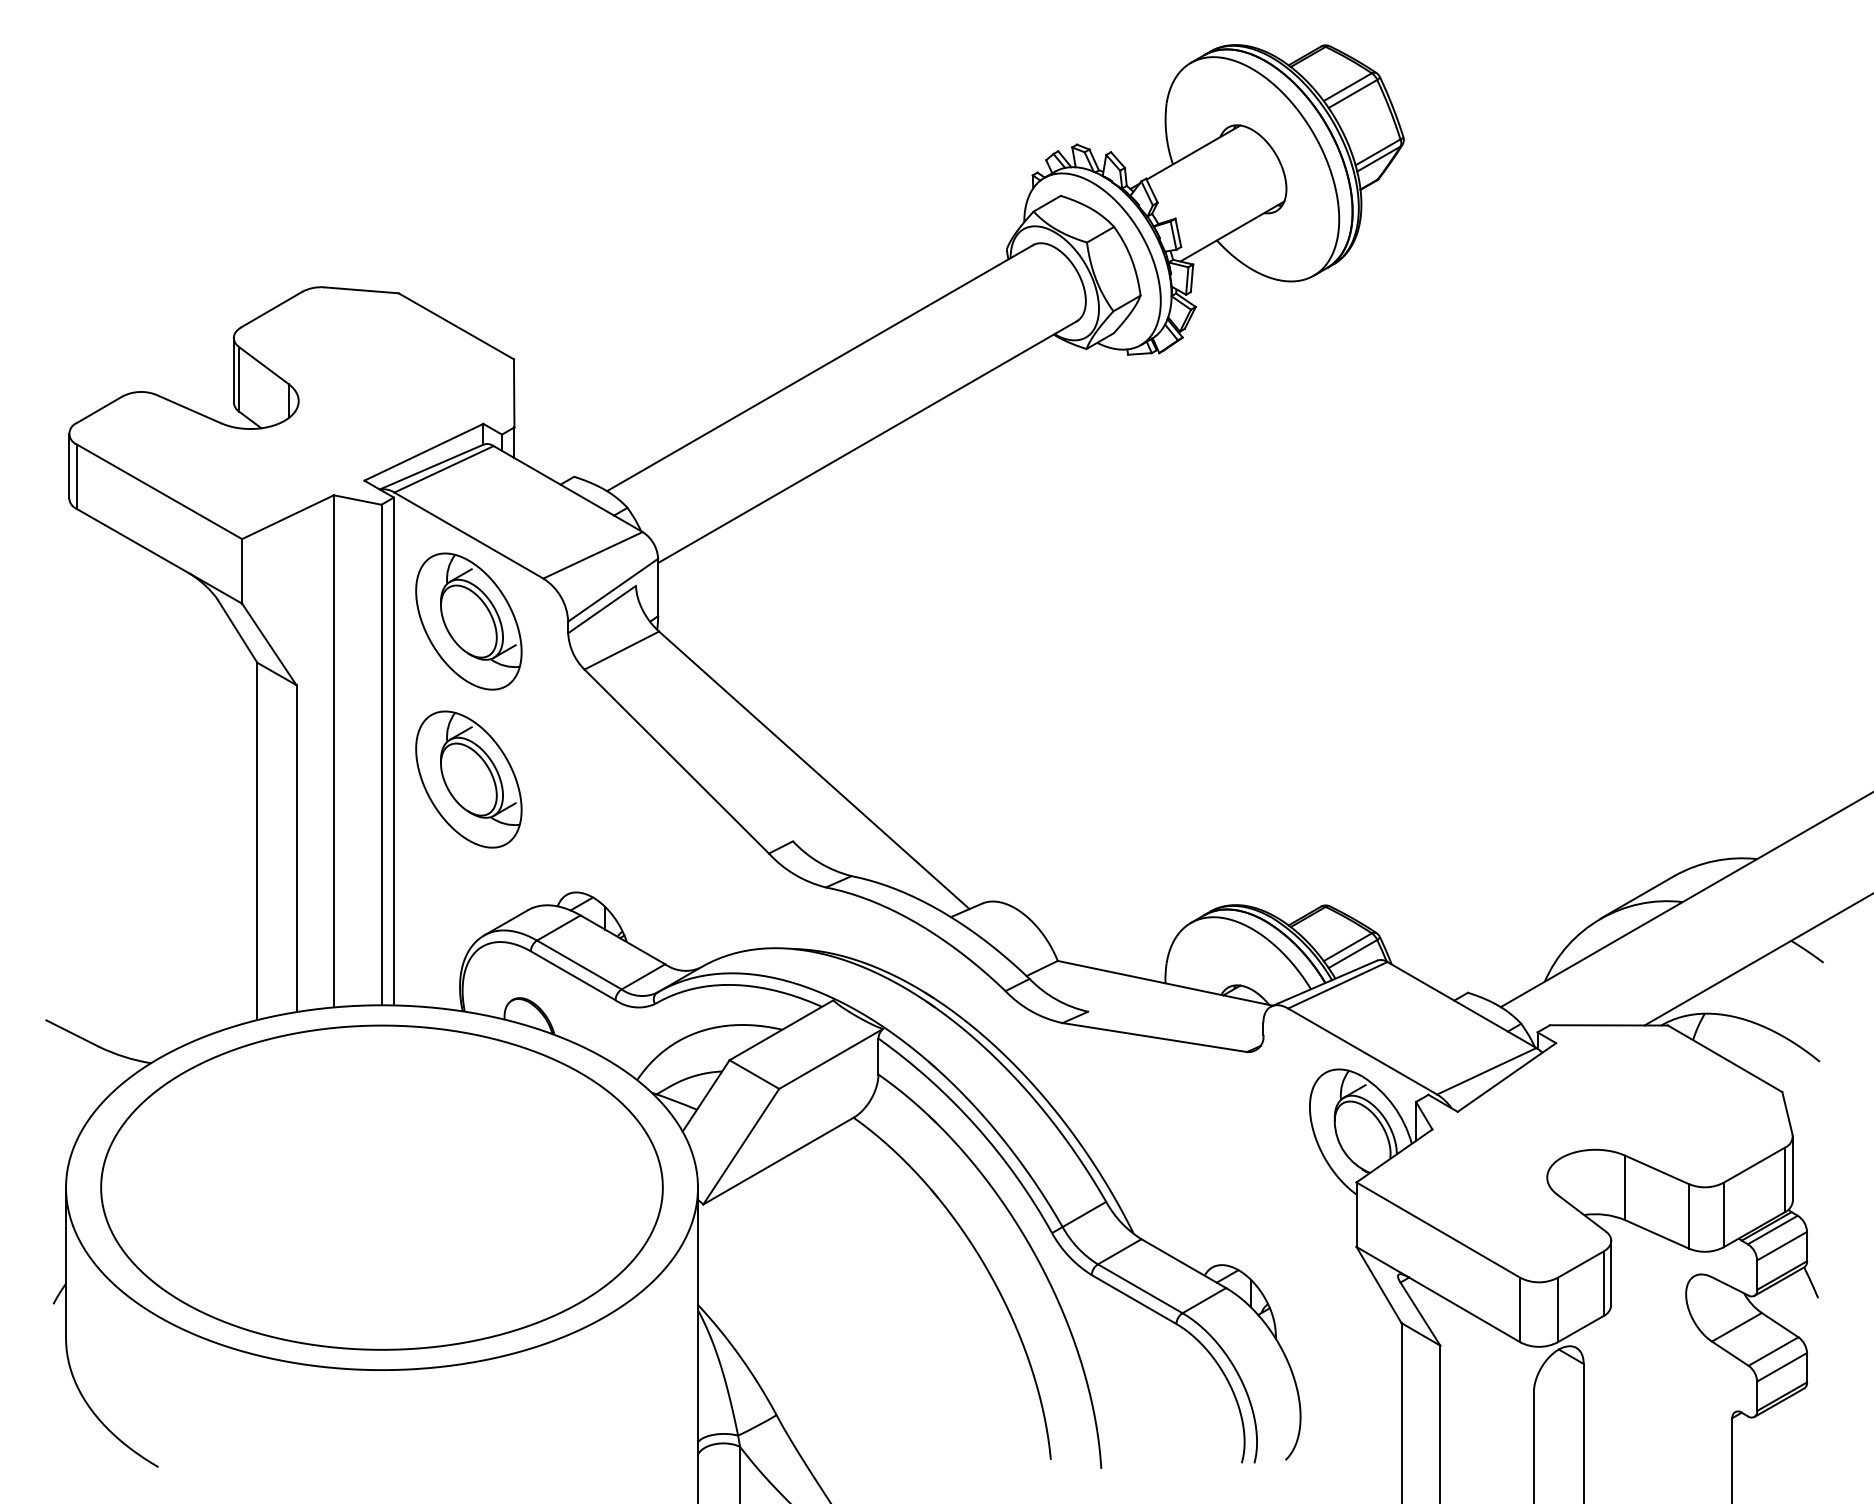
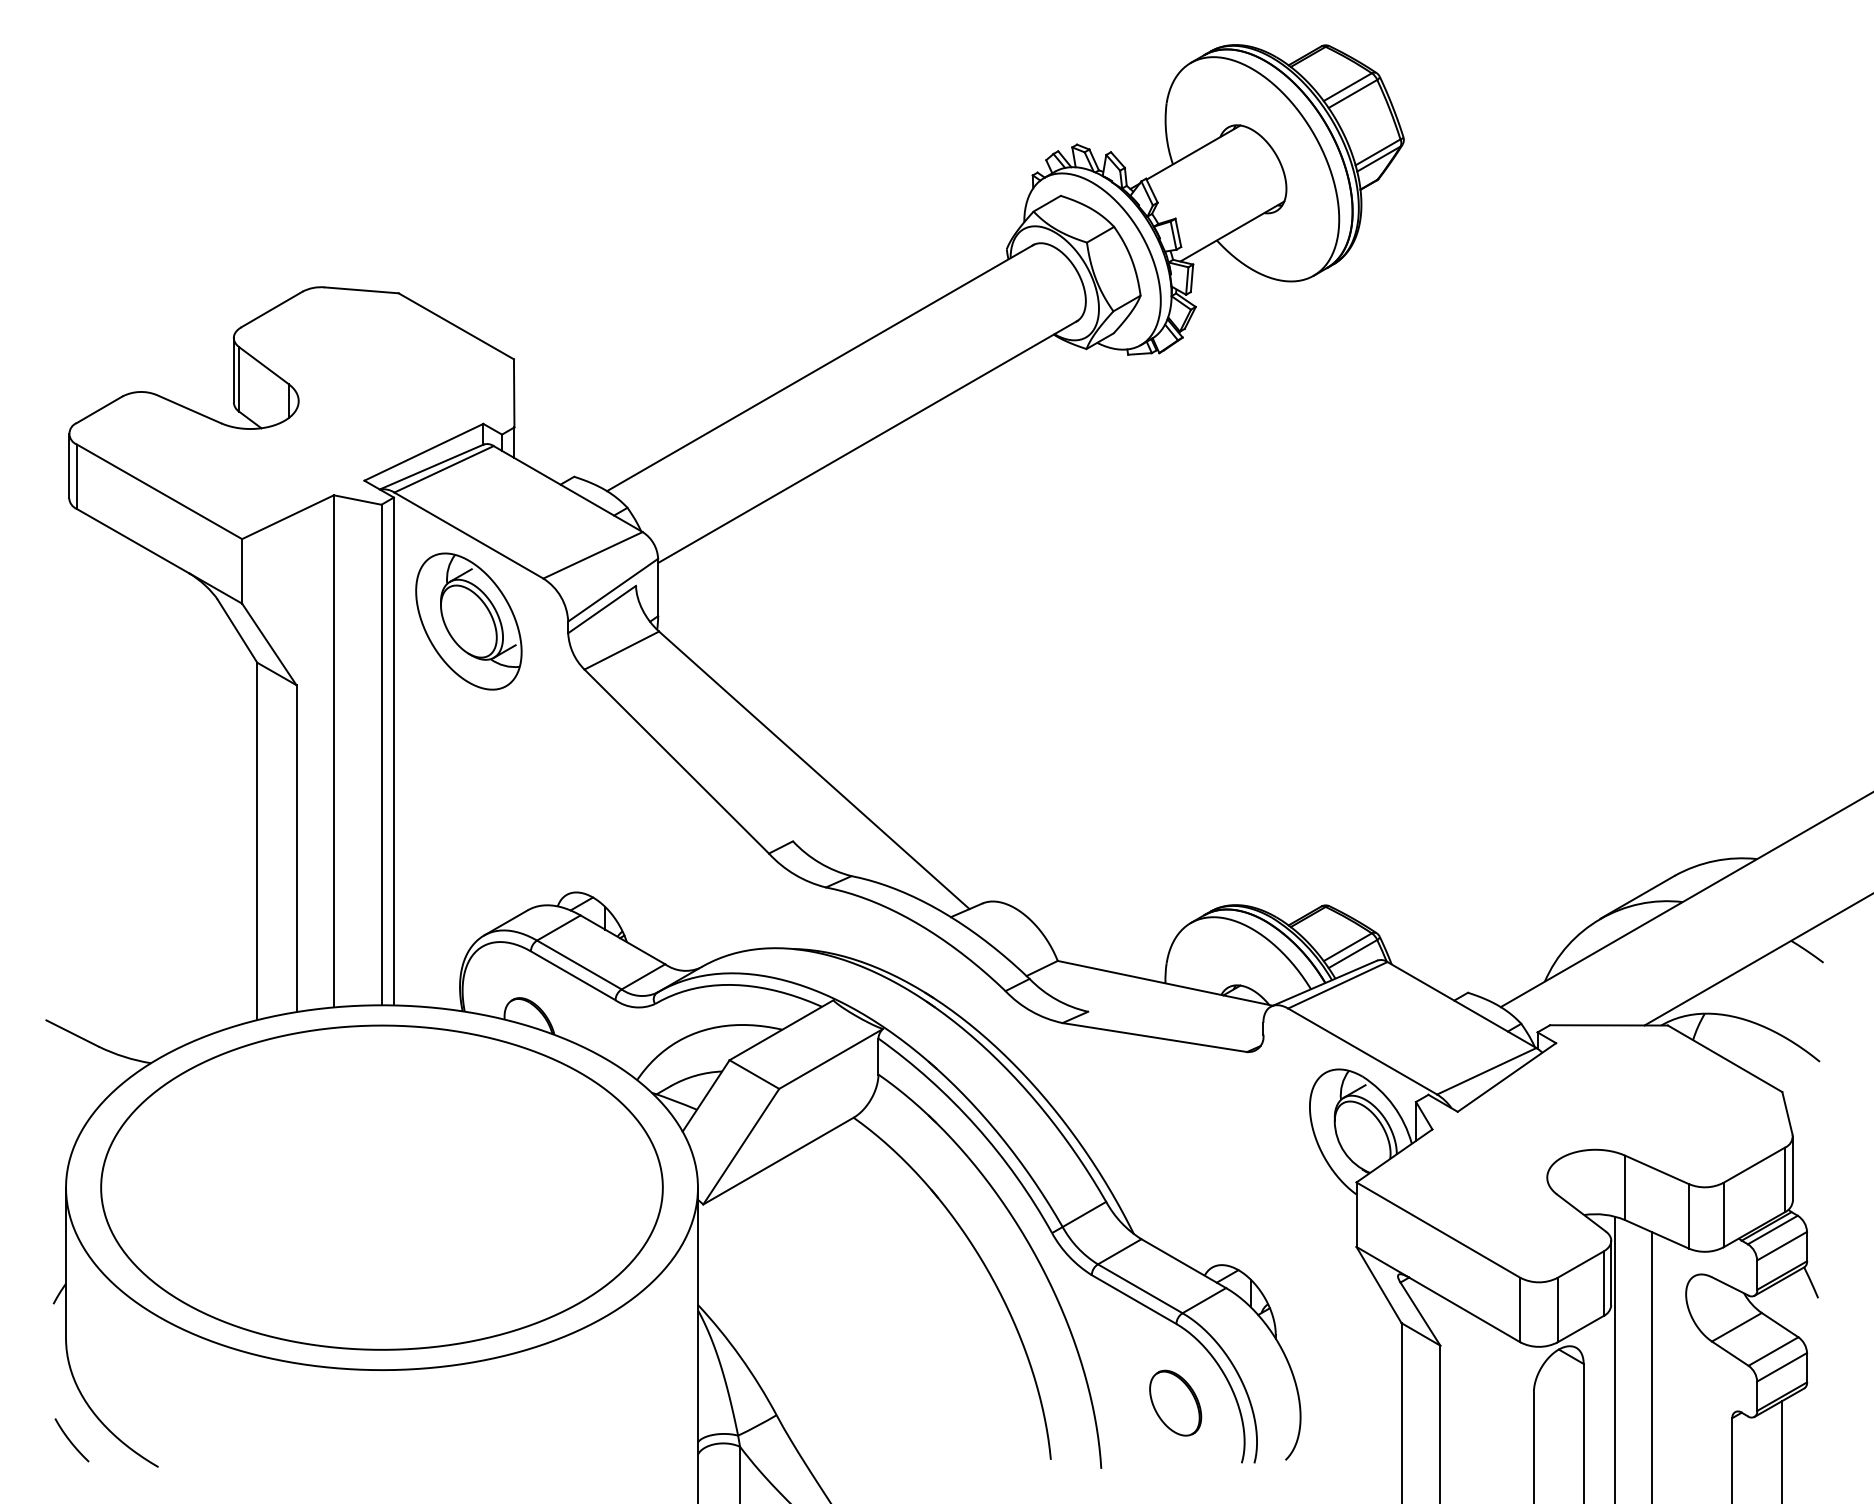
part: present -> none (468, 779)
line: none -> present (1614, 1358)
line: none -> present (1652, 1366)
part: none -> present (1175, 1402)
curve: none -> present (70, 1440)
line: none -> present (1782, 1450)
